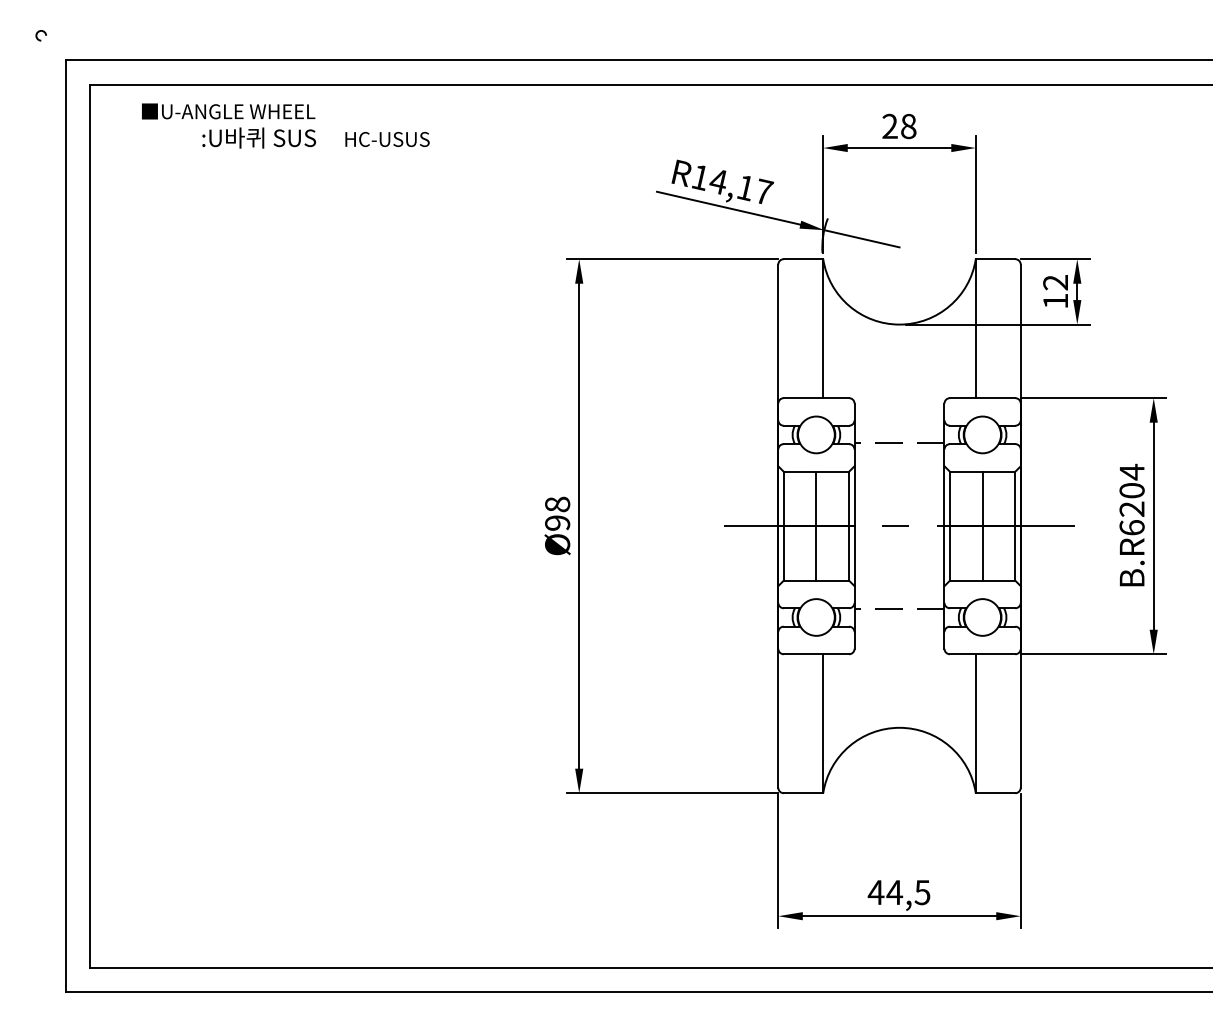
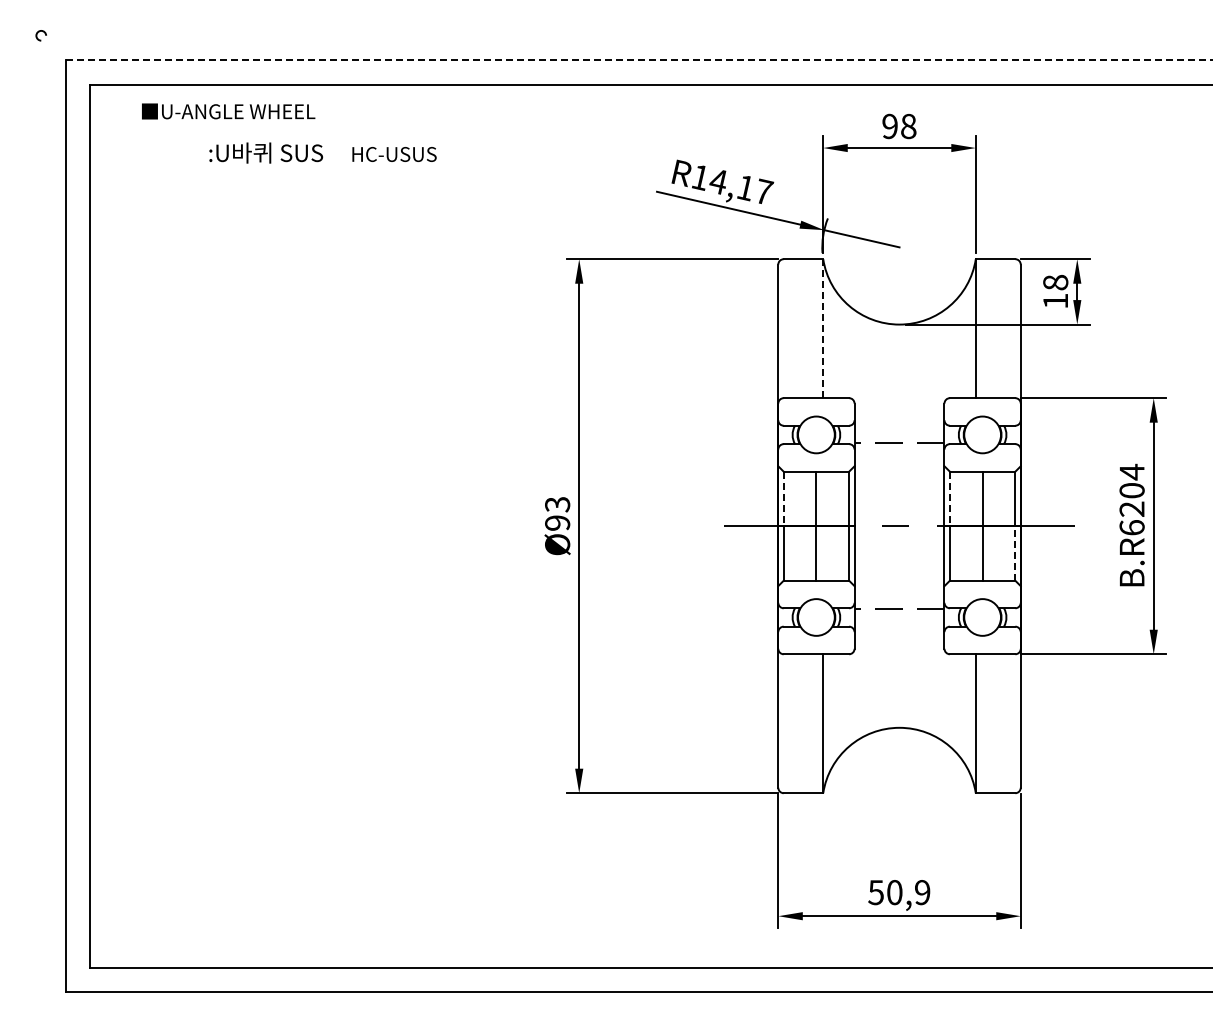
line: solid -> dashed (639, 60)
text: 28 -> 98 (889, 126)
text position: (315, 137) -> (322, 152) (322, 152)
text: 12 -> 18 (1055, 282)
line: solid -> dashed (823, 328)
line: solid -> dashed (783, 499)
line: solid -> dashed (949, 499)
text: Ø98 -> Ø93 (557, 504)
line: solid -> dashed (1015, 552)
text: 44,5 -> 50,9 (898, 892)
